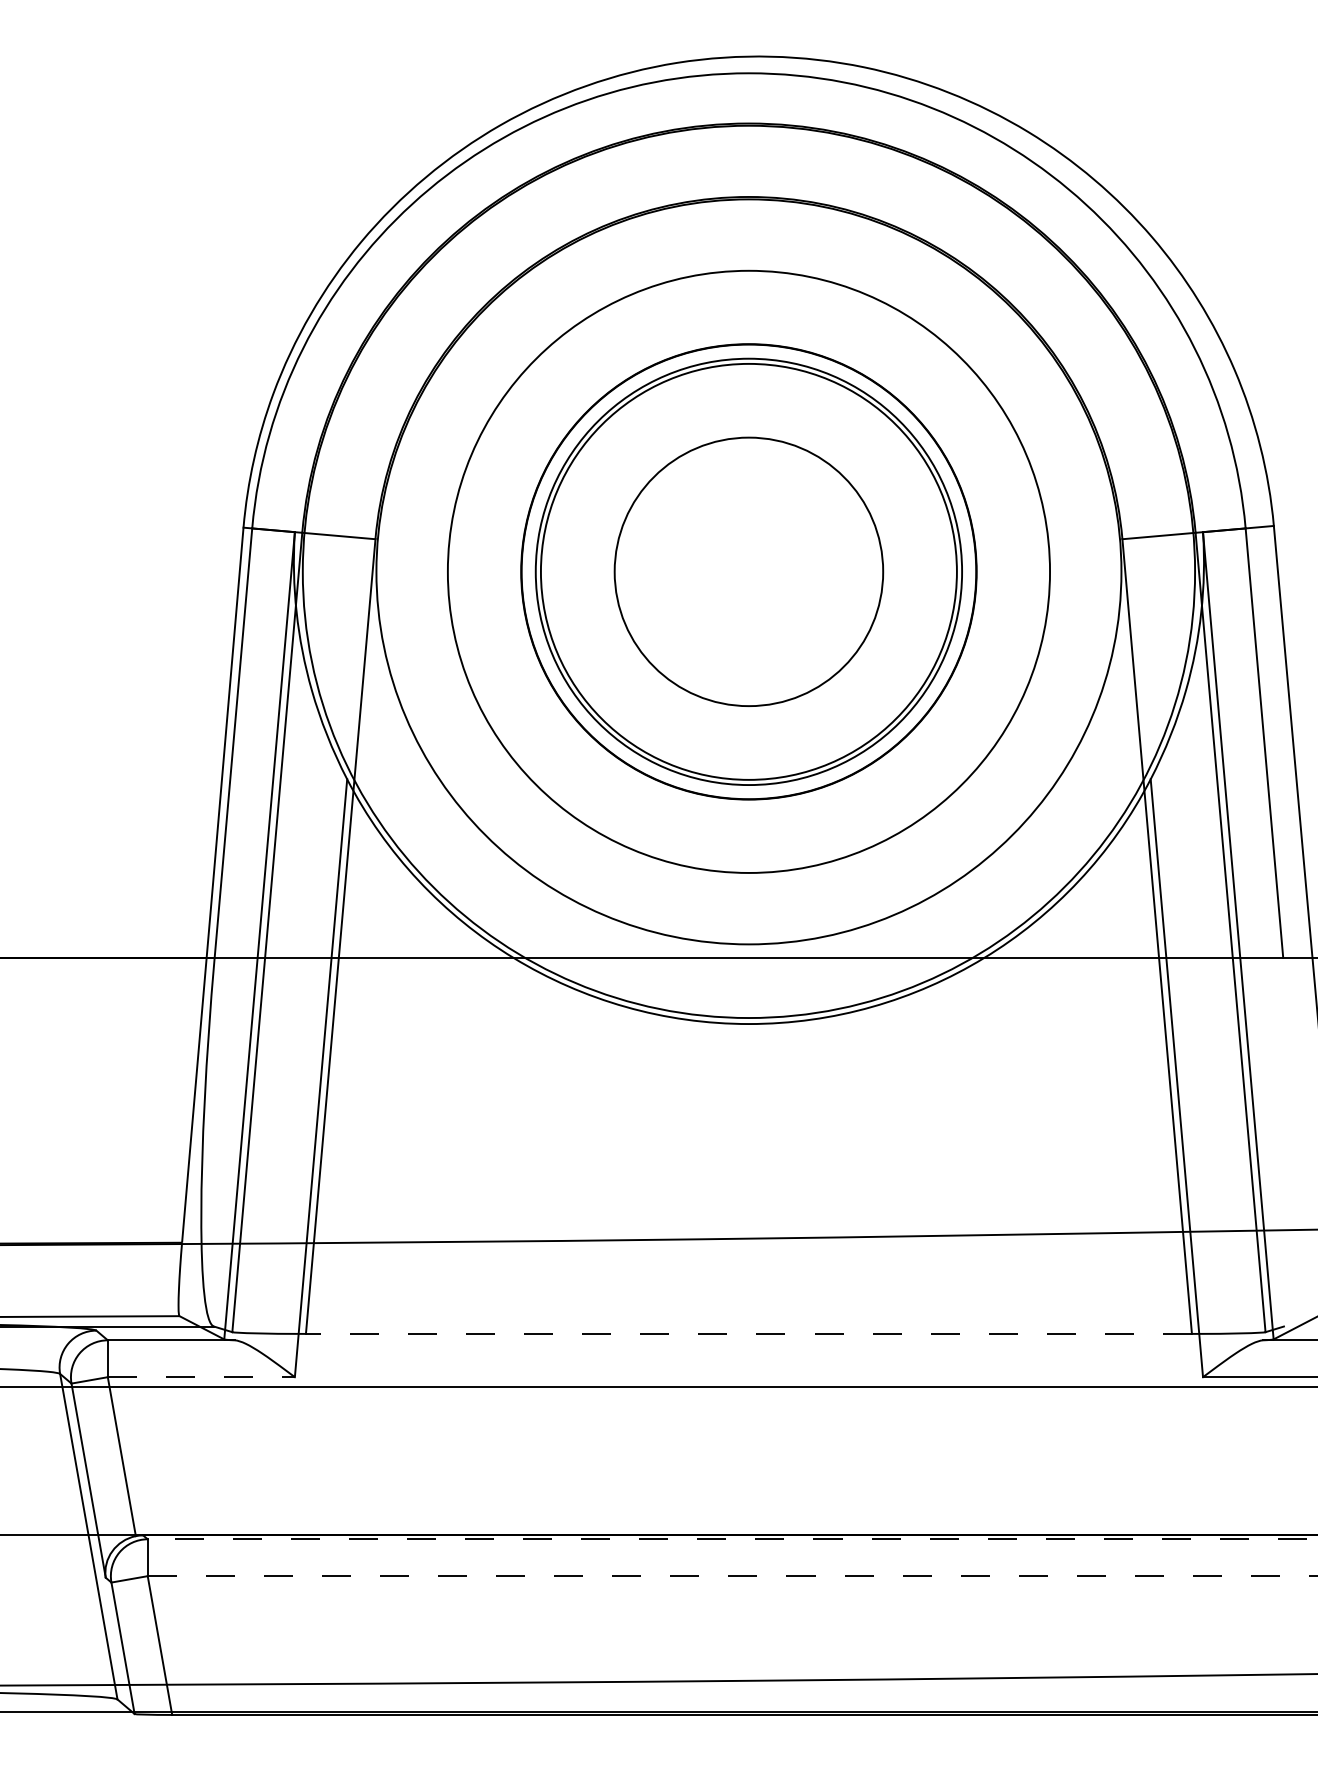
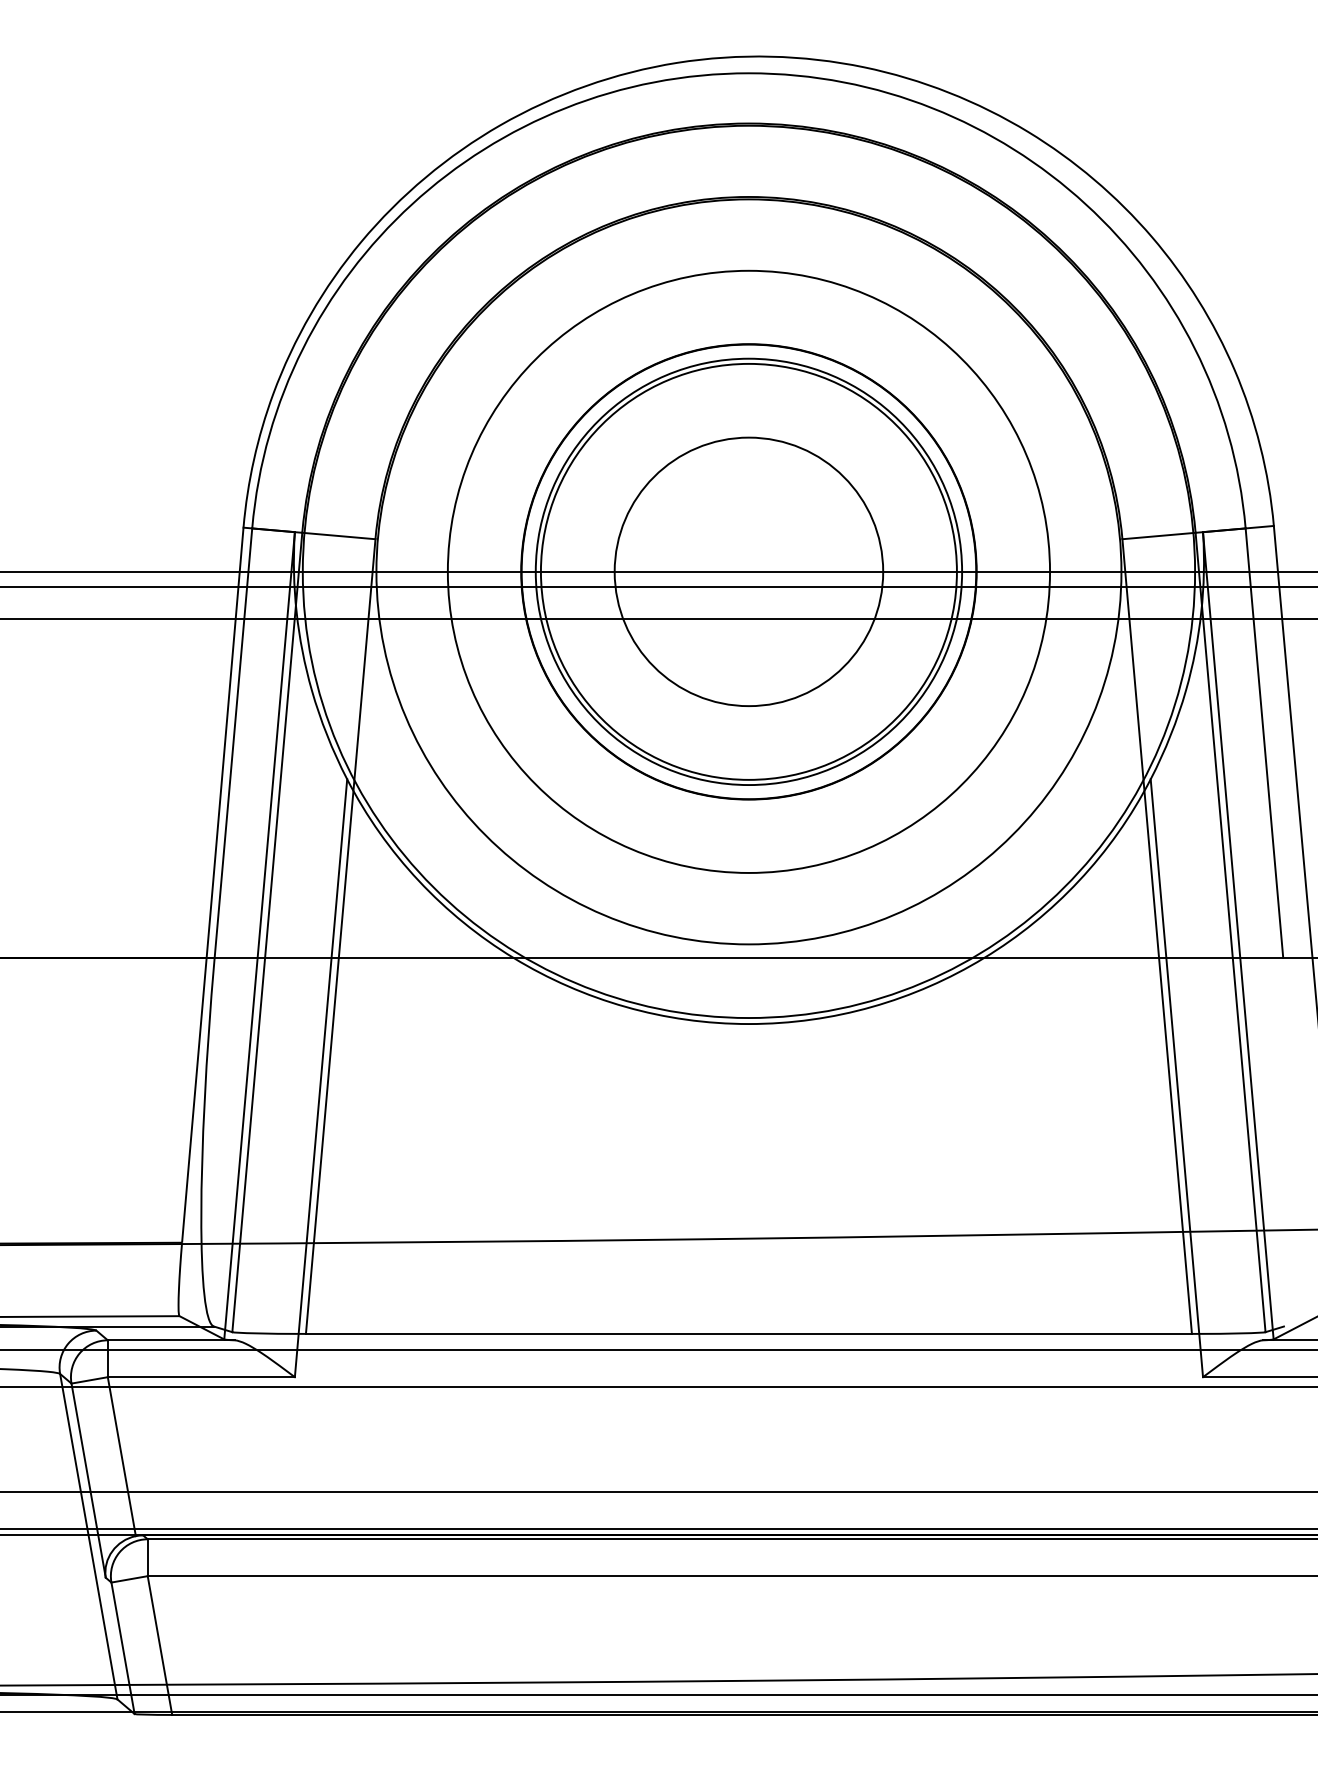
line: none -> present (658, 571)
line: none -> present (658, 586)
line: none -> present (658, 618)
line: dashed -> solid (748, 1333)
line: none -> present (658, 1349)
line: dashed -> solid (201, 1377)
line: none -> present (658, 1491)
line: none -> present (658, 1528)
line: dashed -> solid (732, 1539)
line: dashed -> solid (732, 1576)
line: none -> present (658, 1695)
